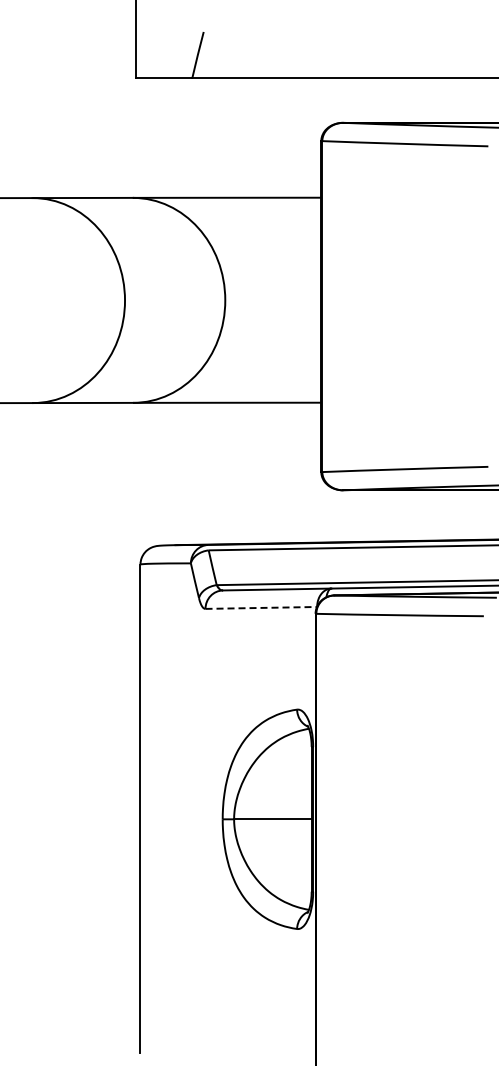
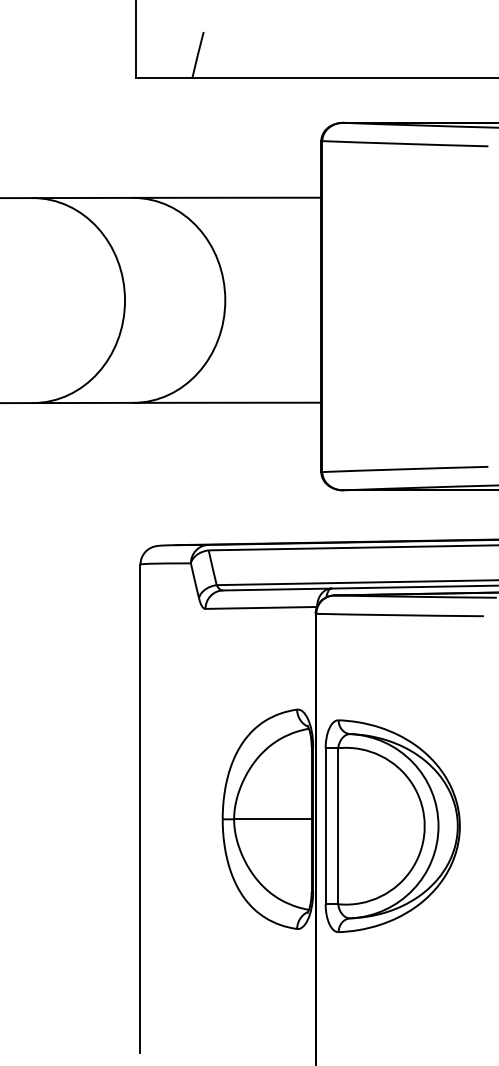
line: dashed -> solid (261, 607)
part: none -> present (392, 826)
